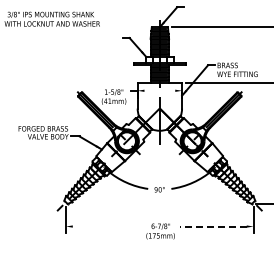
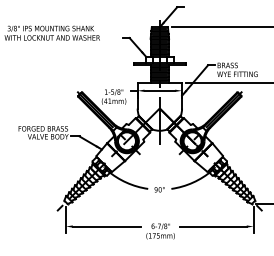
text position: (51, 18) -> (51, 32) (51, 32)
line: none -> present (159, 90)
line: none -> present (106, 226)
line: dashed -> solid (212, 226)
